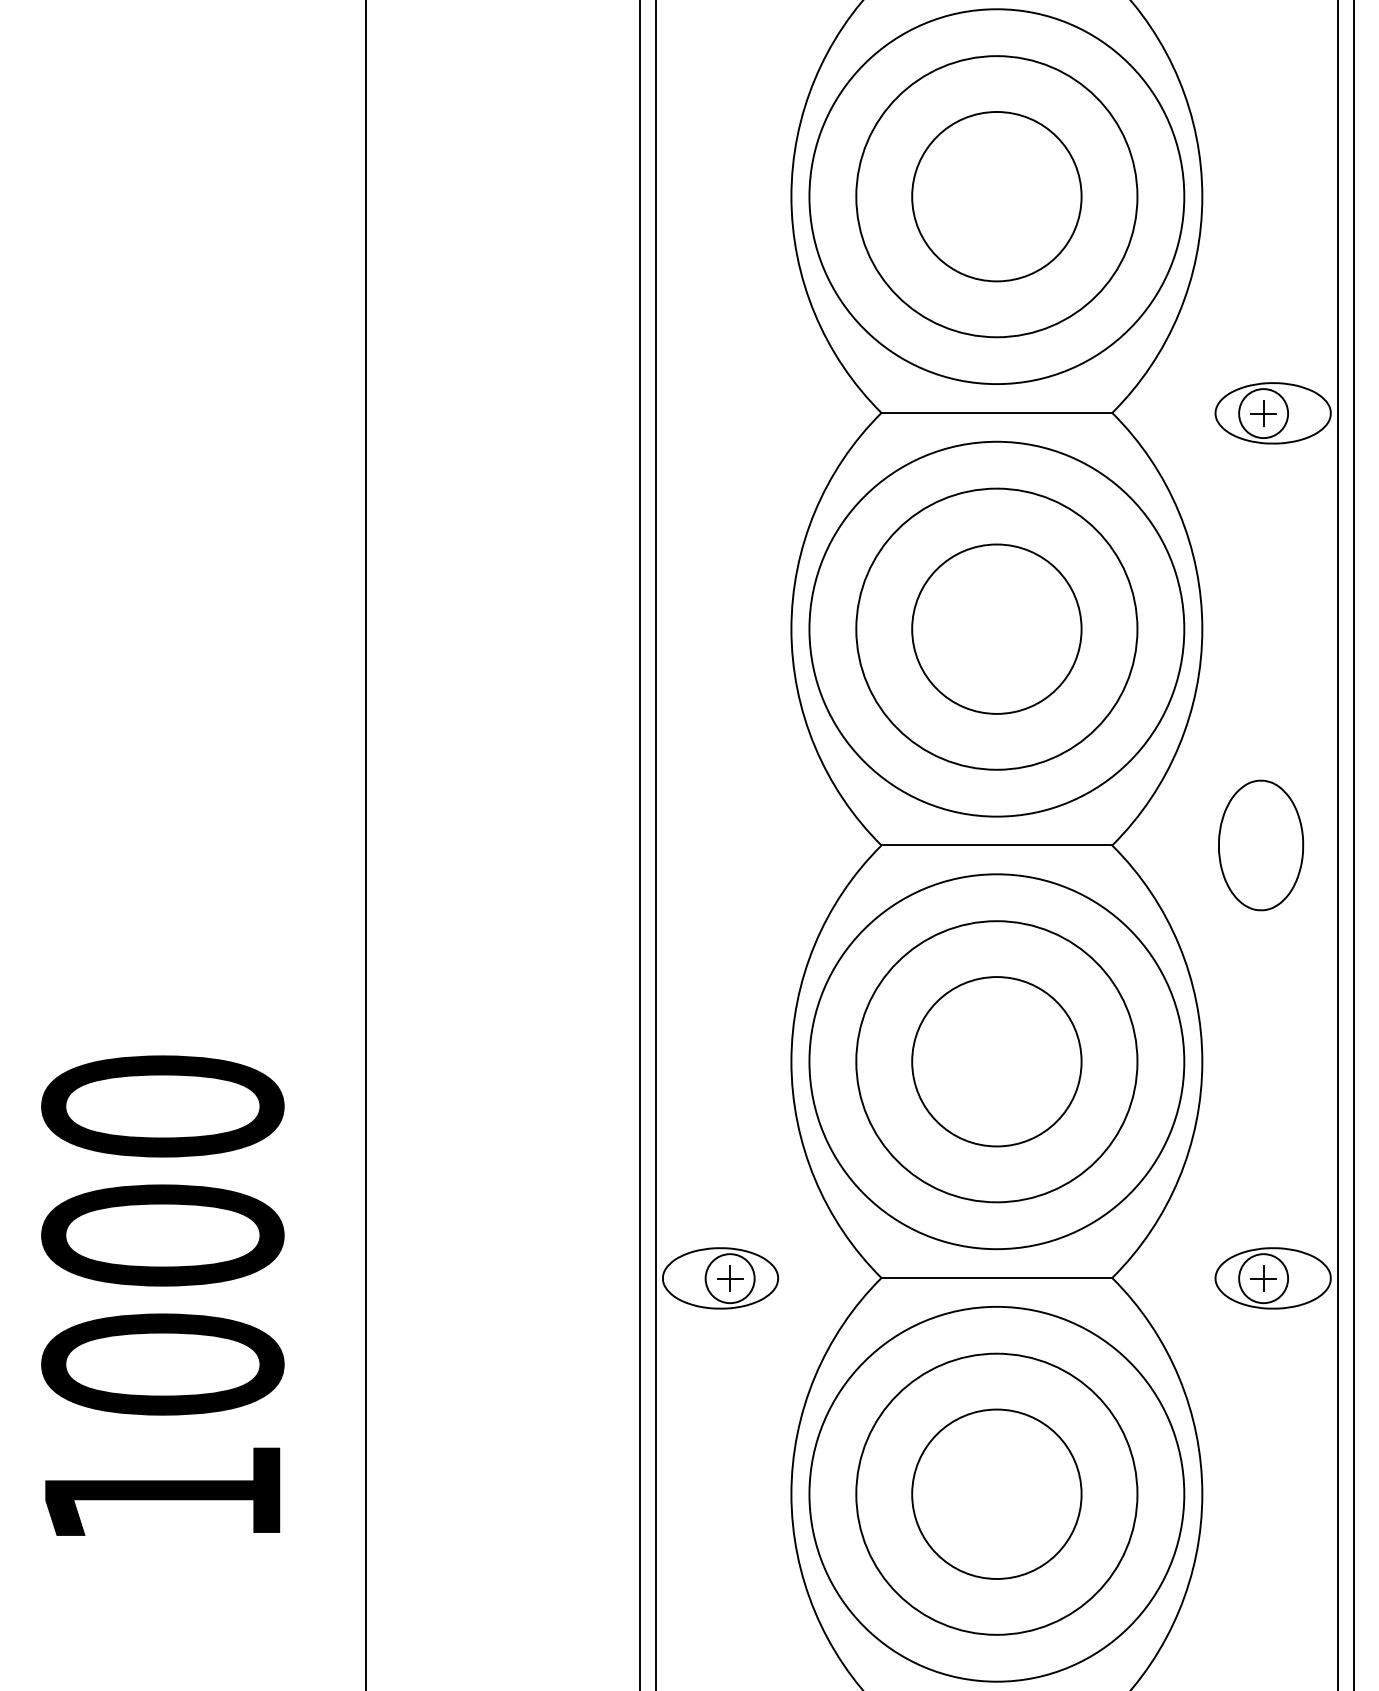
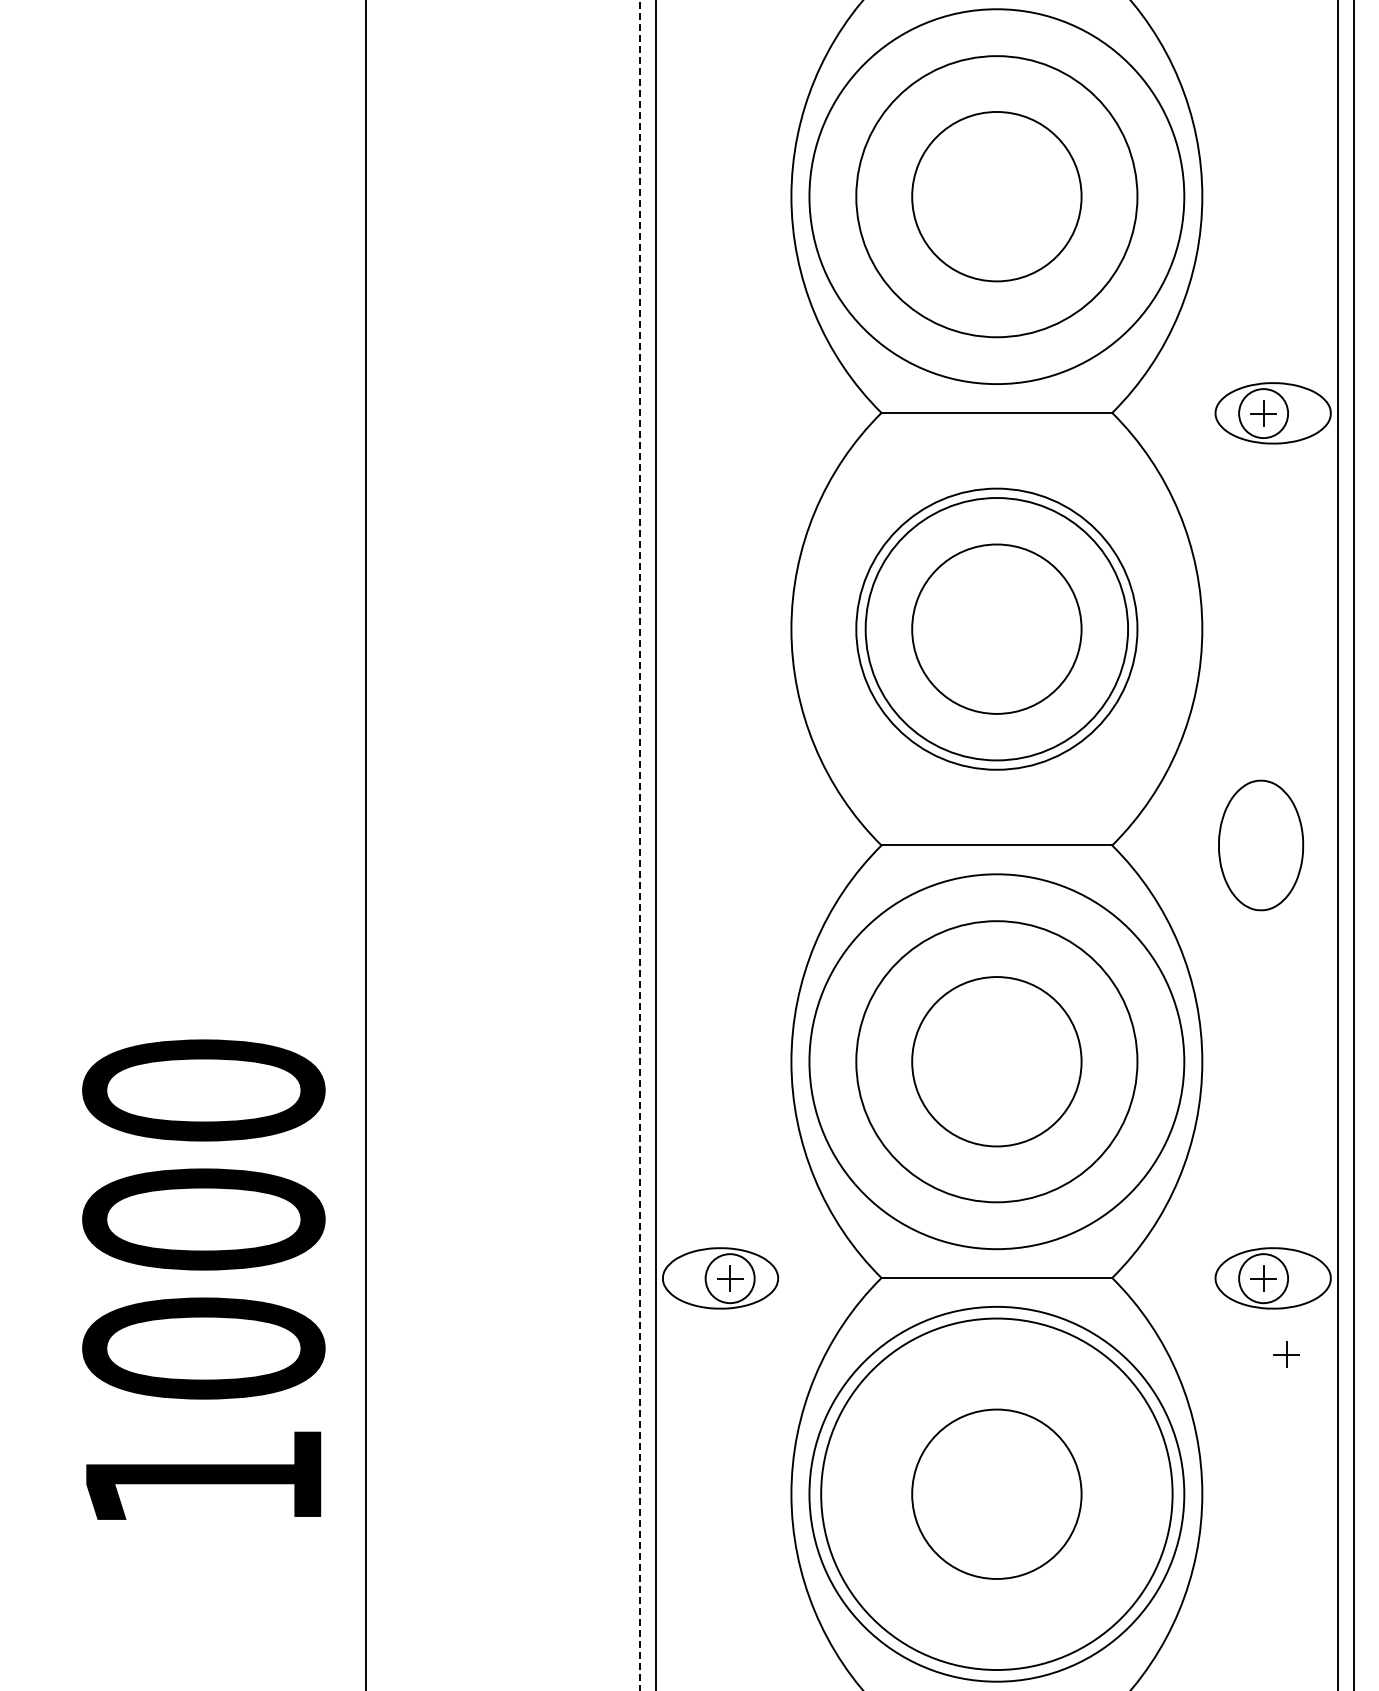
circle diameter: 375 px -> 262 px (996, 629)
line: solid -> dashed (640, 845)
text position: (162, 1295) -> (203, 1279) (203, 1279)
part: none -> present (1286, 1354)
circle diameter: 281 px -> 351 px (996, 1493)
